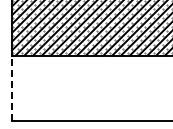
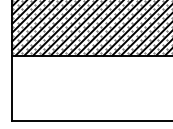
line: dashed -> solid (11, 88)
